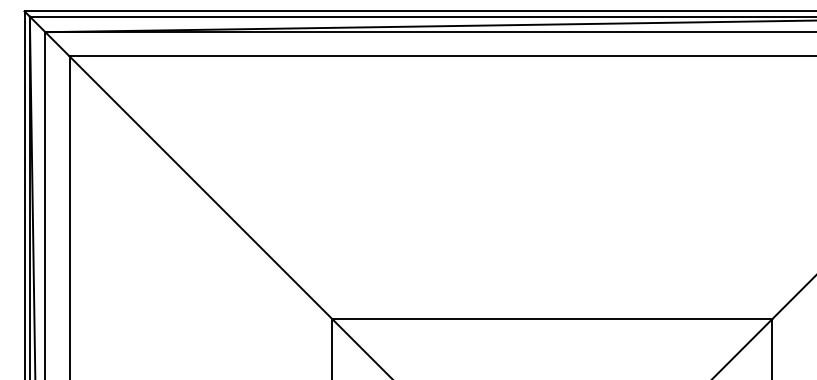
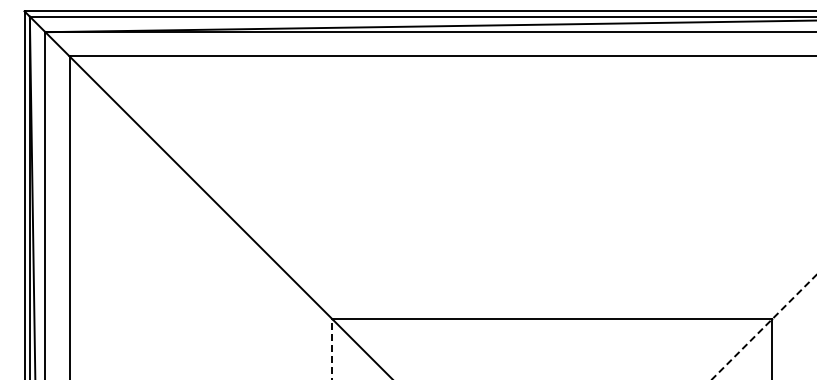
line: solid -> dashed (763, 327)
line: solid -> dashed (332, 349)
